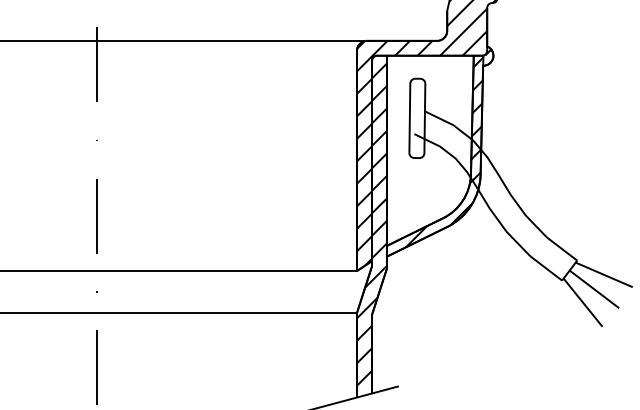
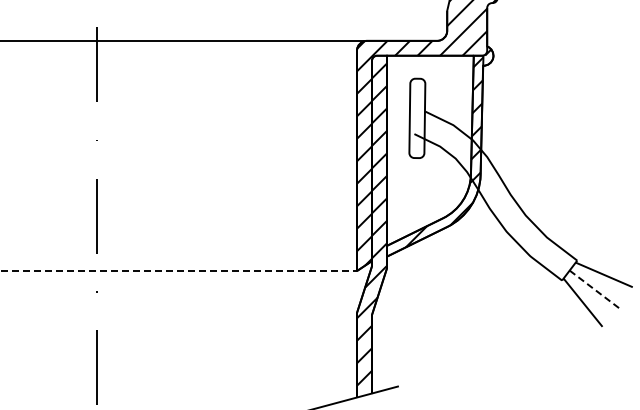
line: solid -> dashed (179, 271)
line: solid -> dashed (594, 289)
line: present -> none (179, 313)
